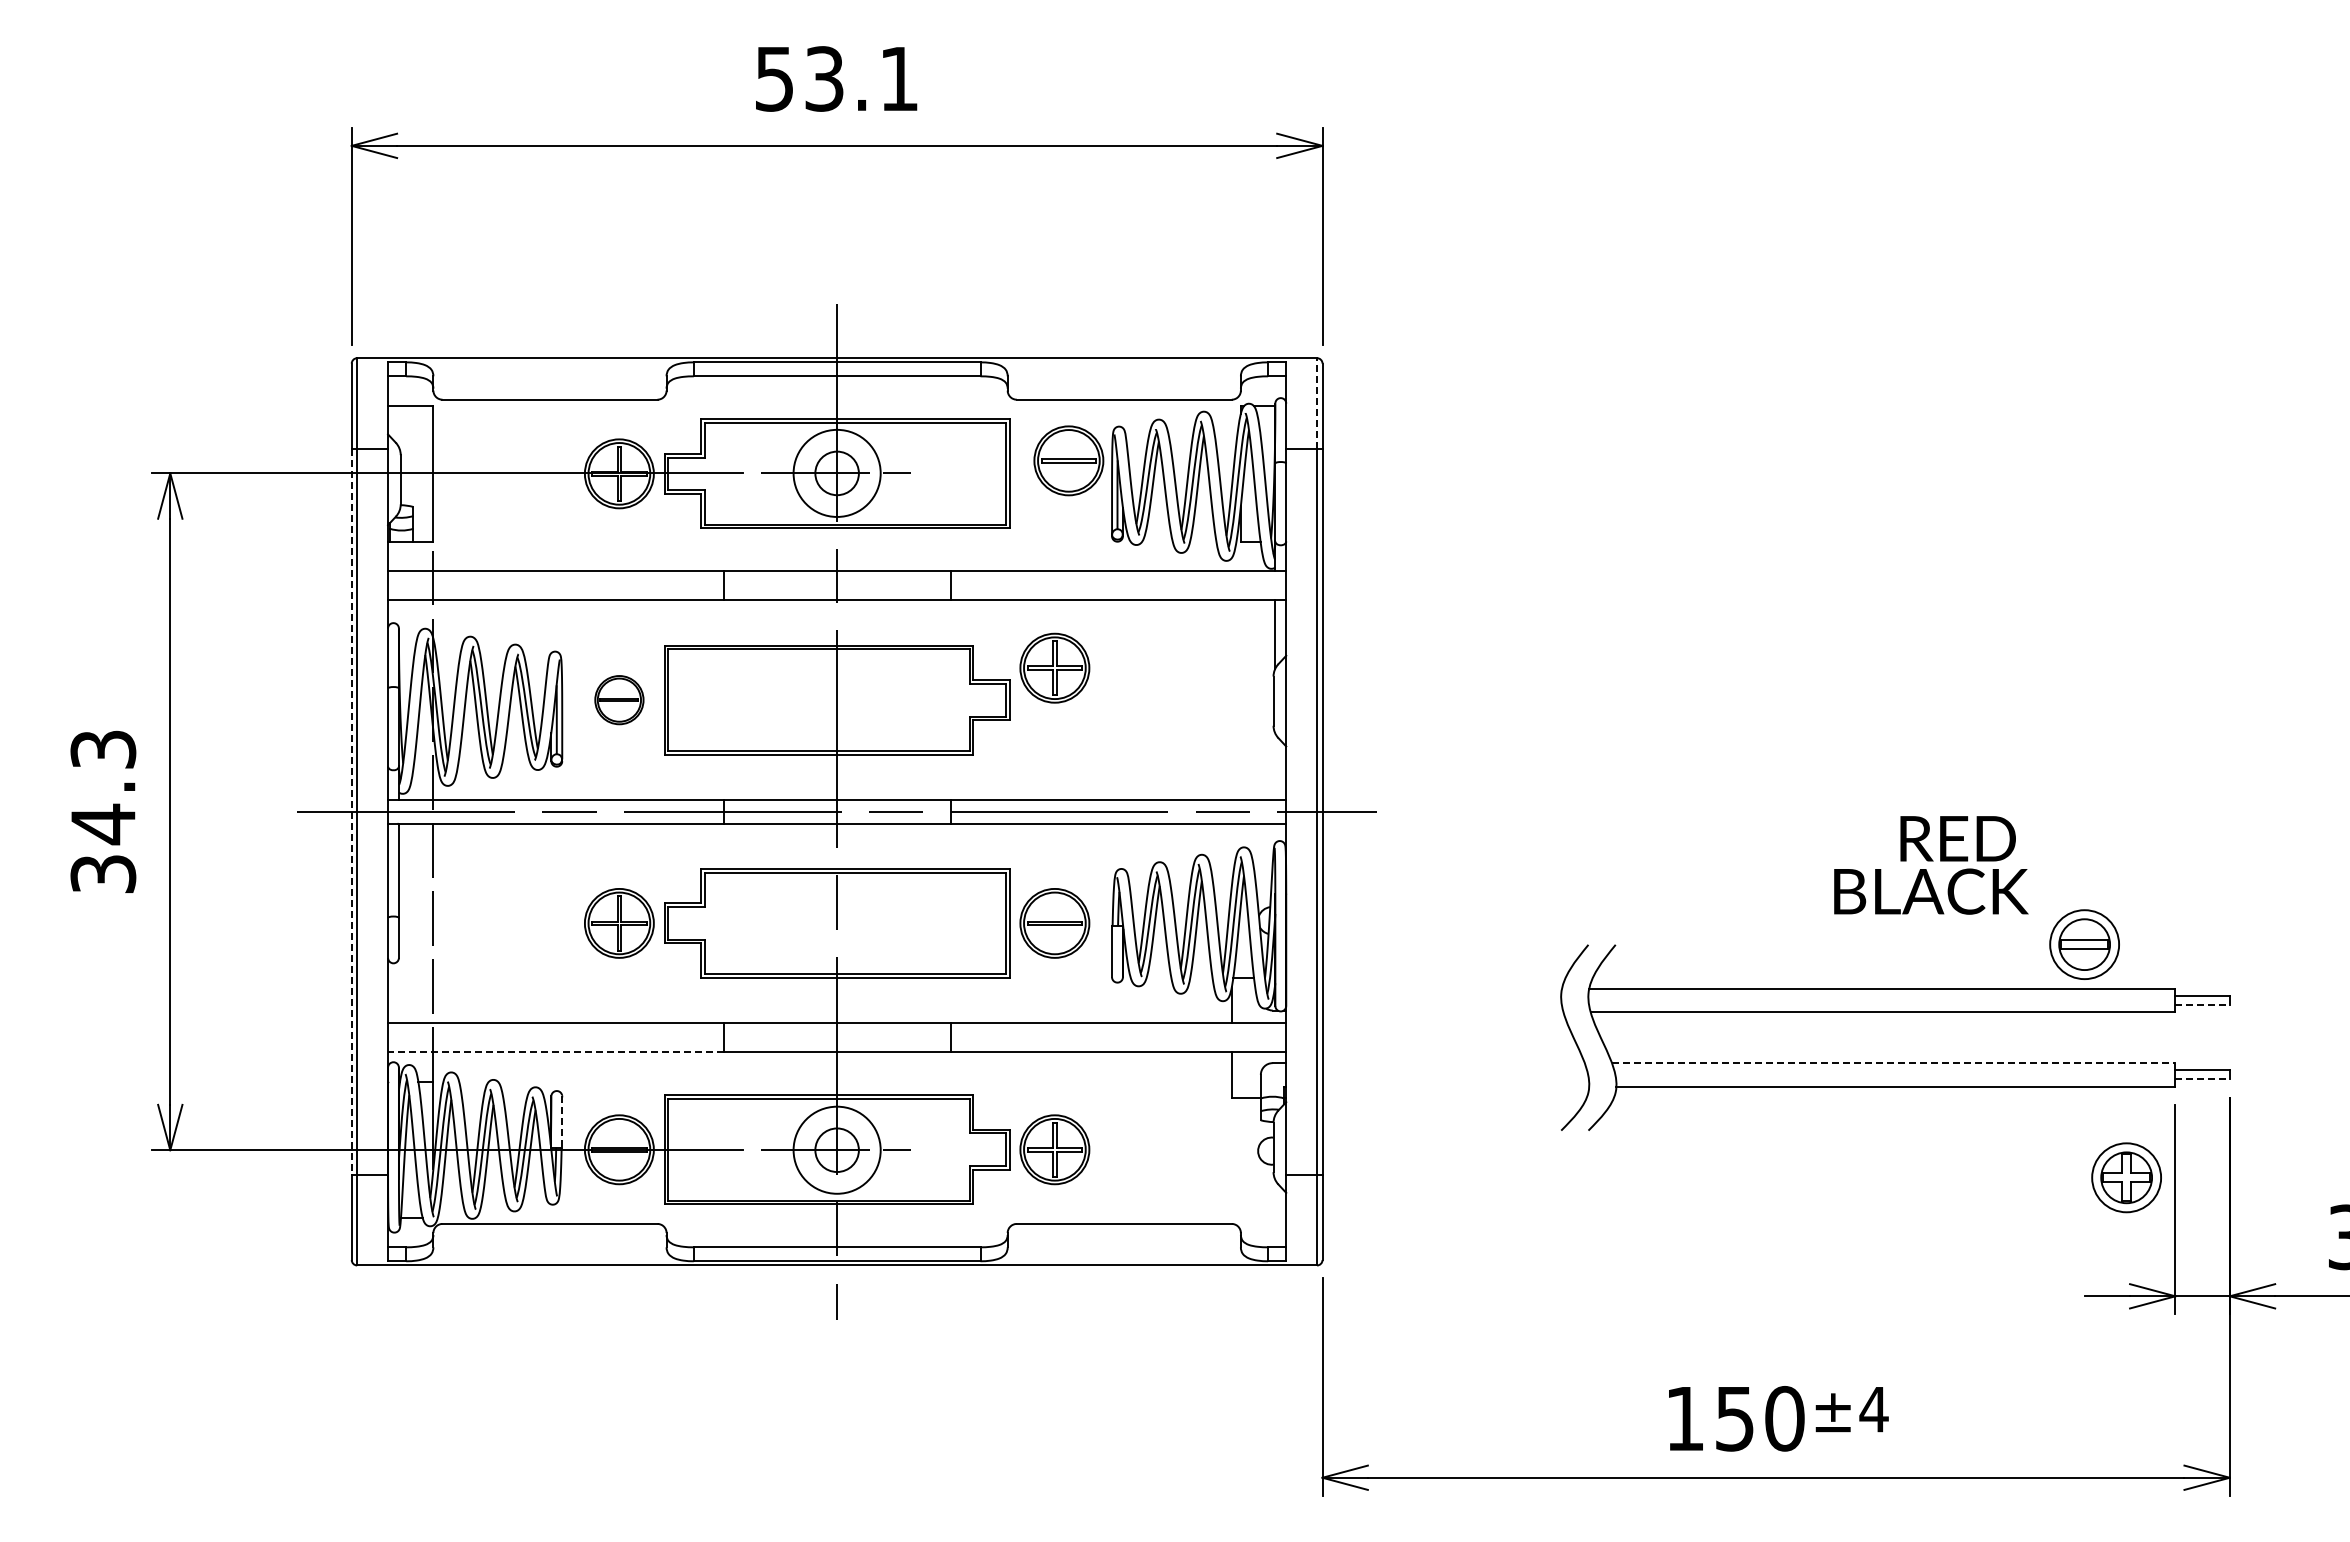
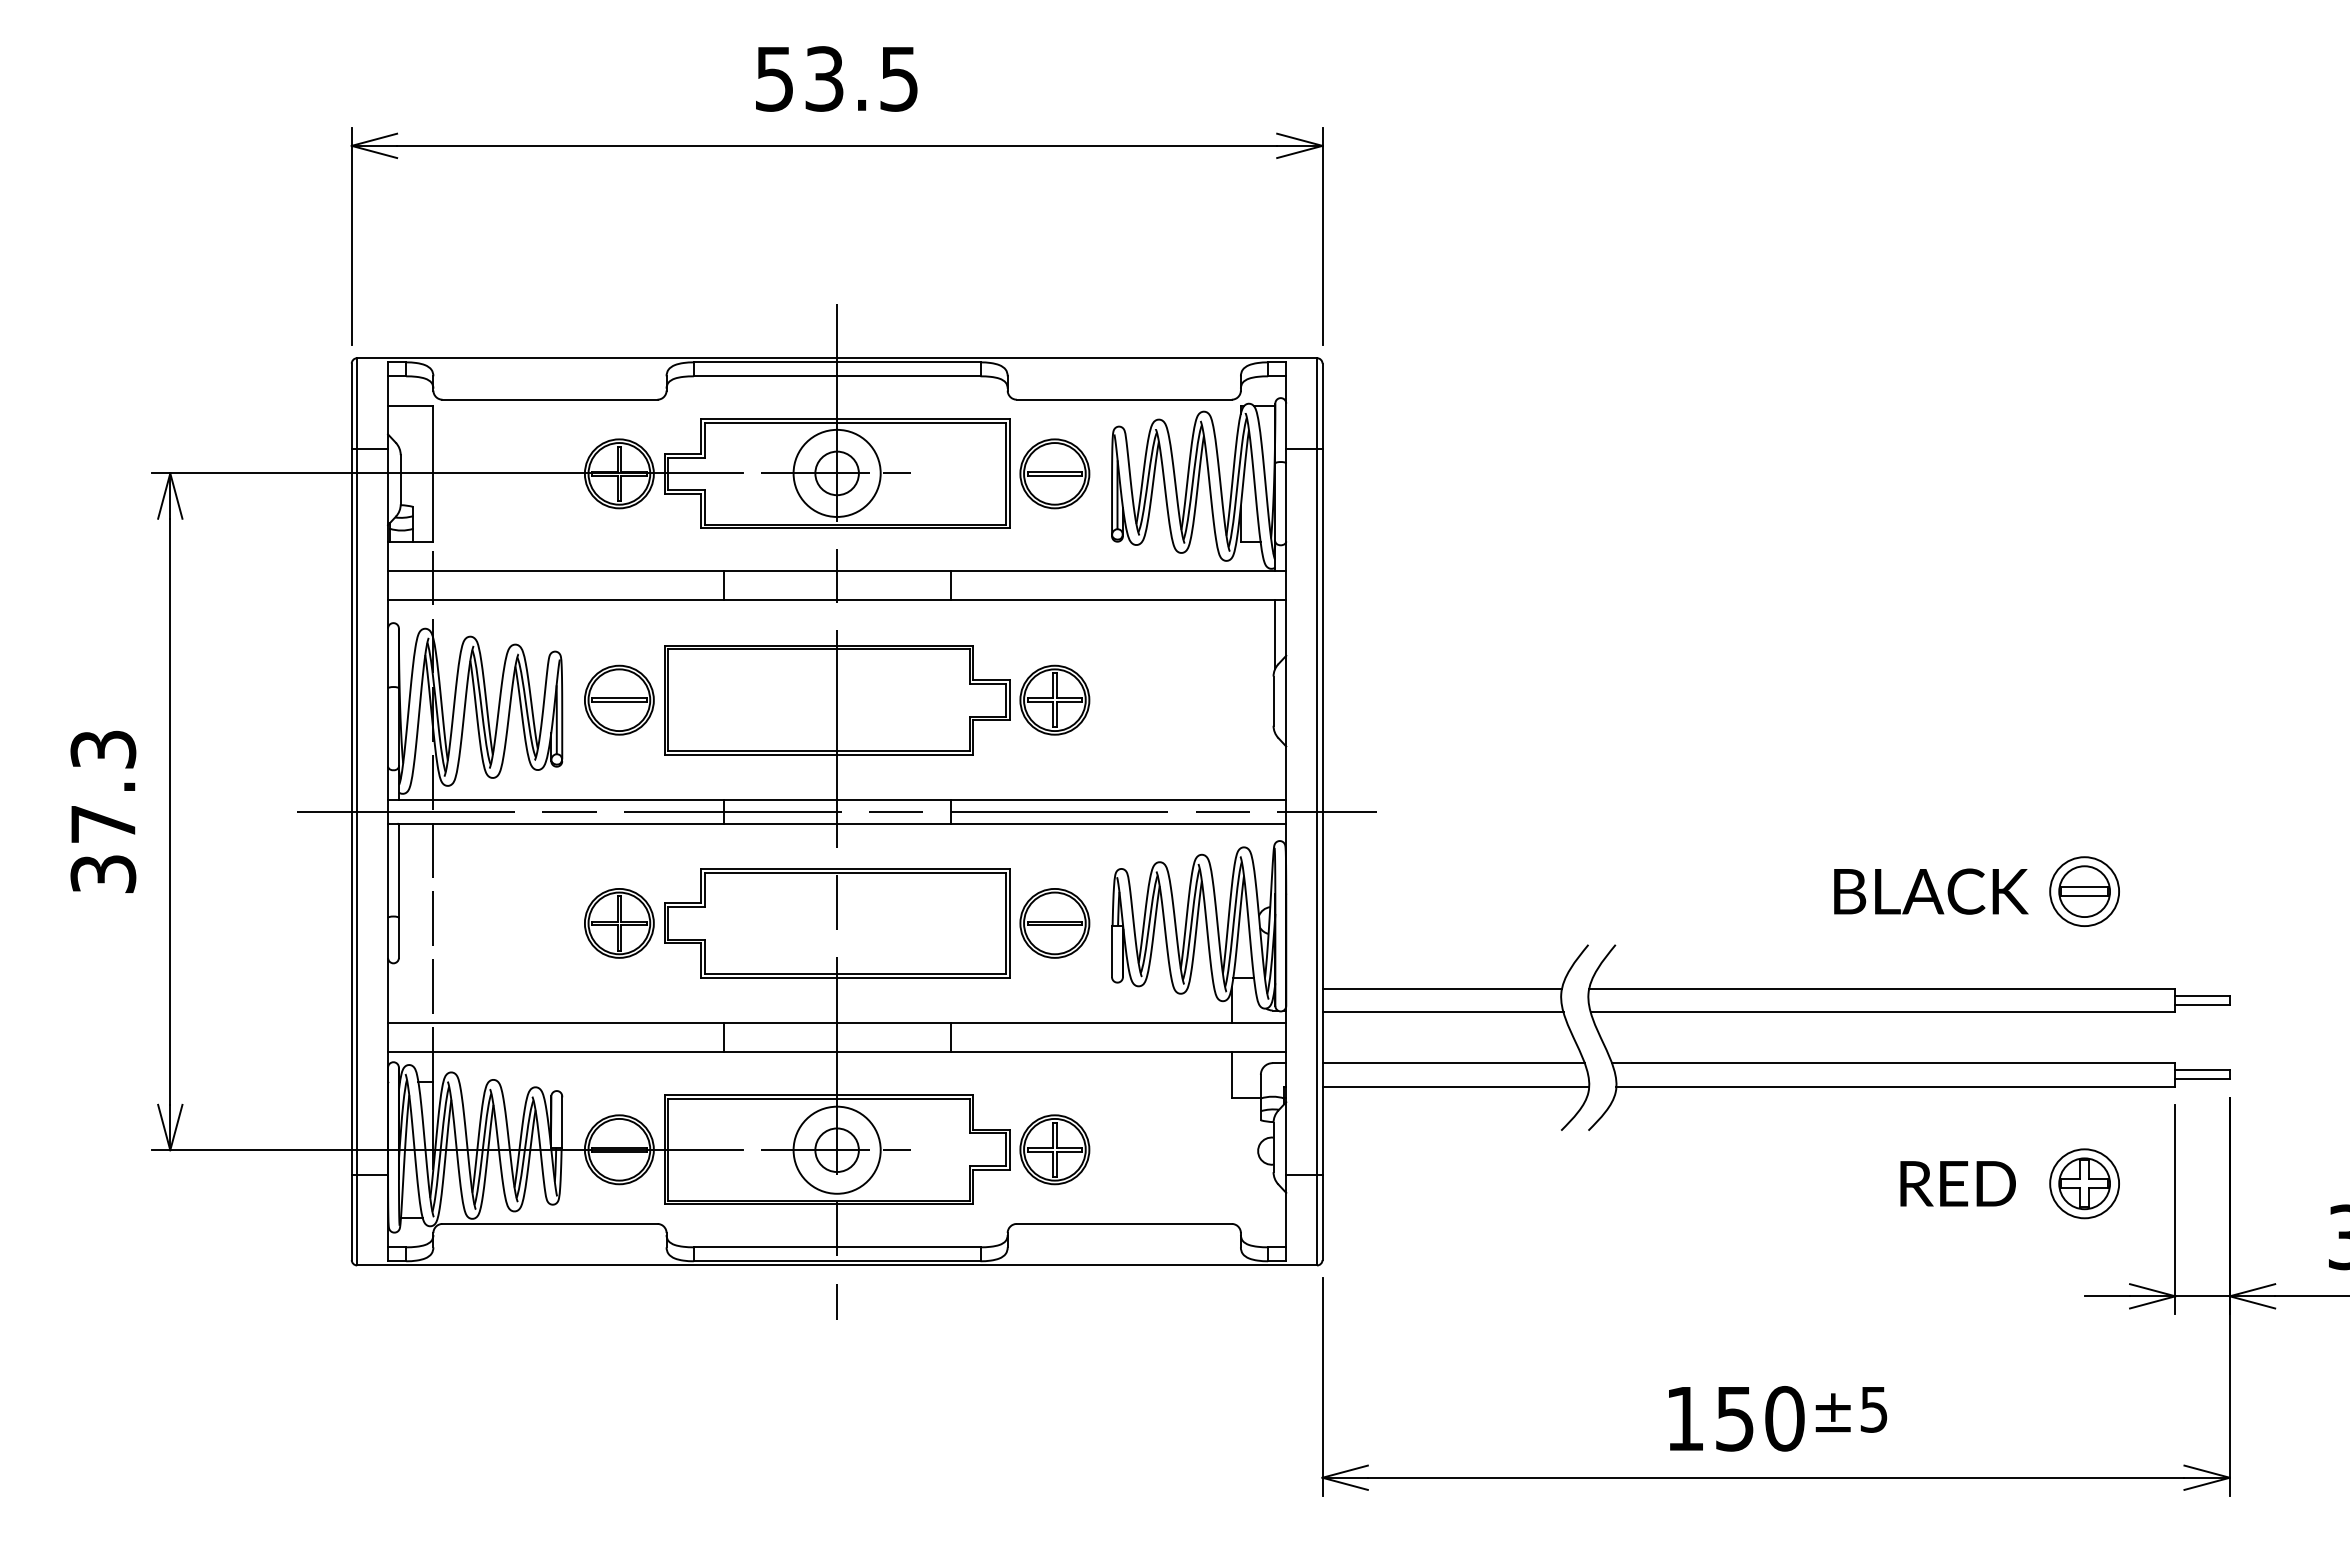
text: 53.1 -> 53.5 (898, 79)
line: dashed -> solid (1317, 403)
part position: (1068, 460) -> (1054, 473) (1054, 473)
part position: (1054, 667) -> (1054, 699) (1054, 699)
part size: 51x51 px -> 71x72 px (619, 699)
line: dashed -> solid (351, 811)
text: 34.3 -> 37.3 (103, 824)
text position: (1957, 838) -> (1957, 1183) (1957, 1183)
part position: (2084, 944) -> (2084, 891) (2084, 891)
line: none -> present (1442, 988)
line: dashed -> solid (2203, 1005)
line: none -> present (1442, 1012)
line: dashed -> solid (555, 1052)
line: none -> present (1453, 1063)
line: dashed -> solid (1893, 1063)
line: dashed -> solid (2203, 1079)
line: none -> present (1455, 1086)
line: dashed -> solid (562, 1122)
part position: (2126, 1177) -> (2084, 1183) (2084, 1183)
text: ±4 -> ±5 (1873, 1409)
